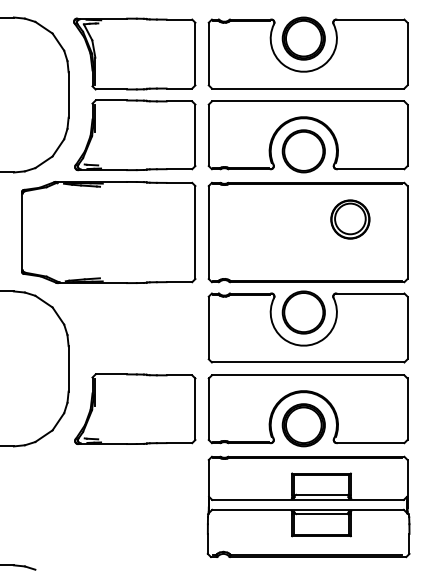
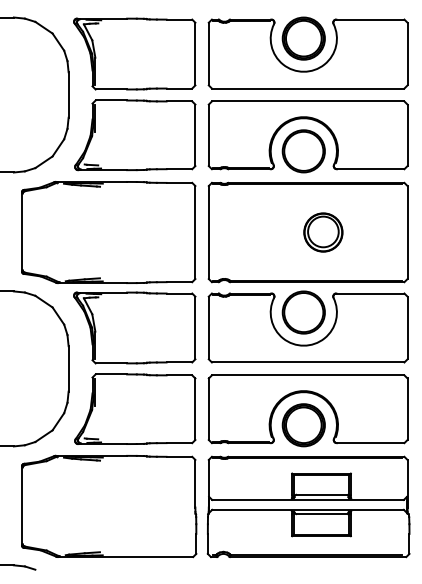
part position: (350, 219) -> (323, 232) (323, 232)
part: none -> present (134, 327)
part: none -> present (109, 506)
